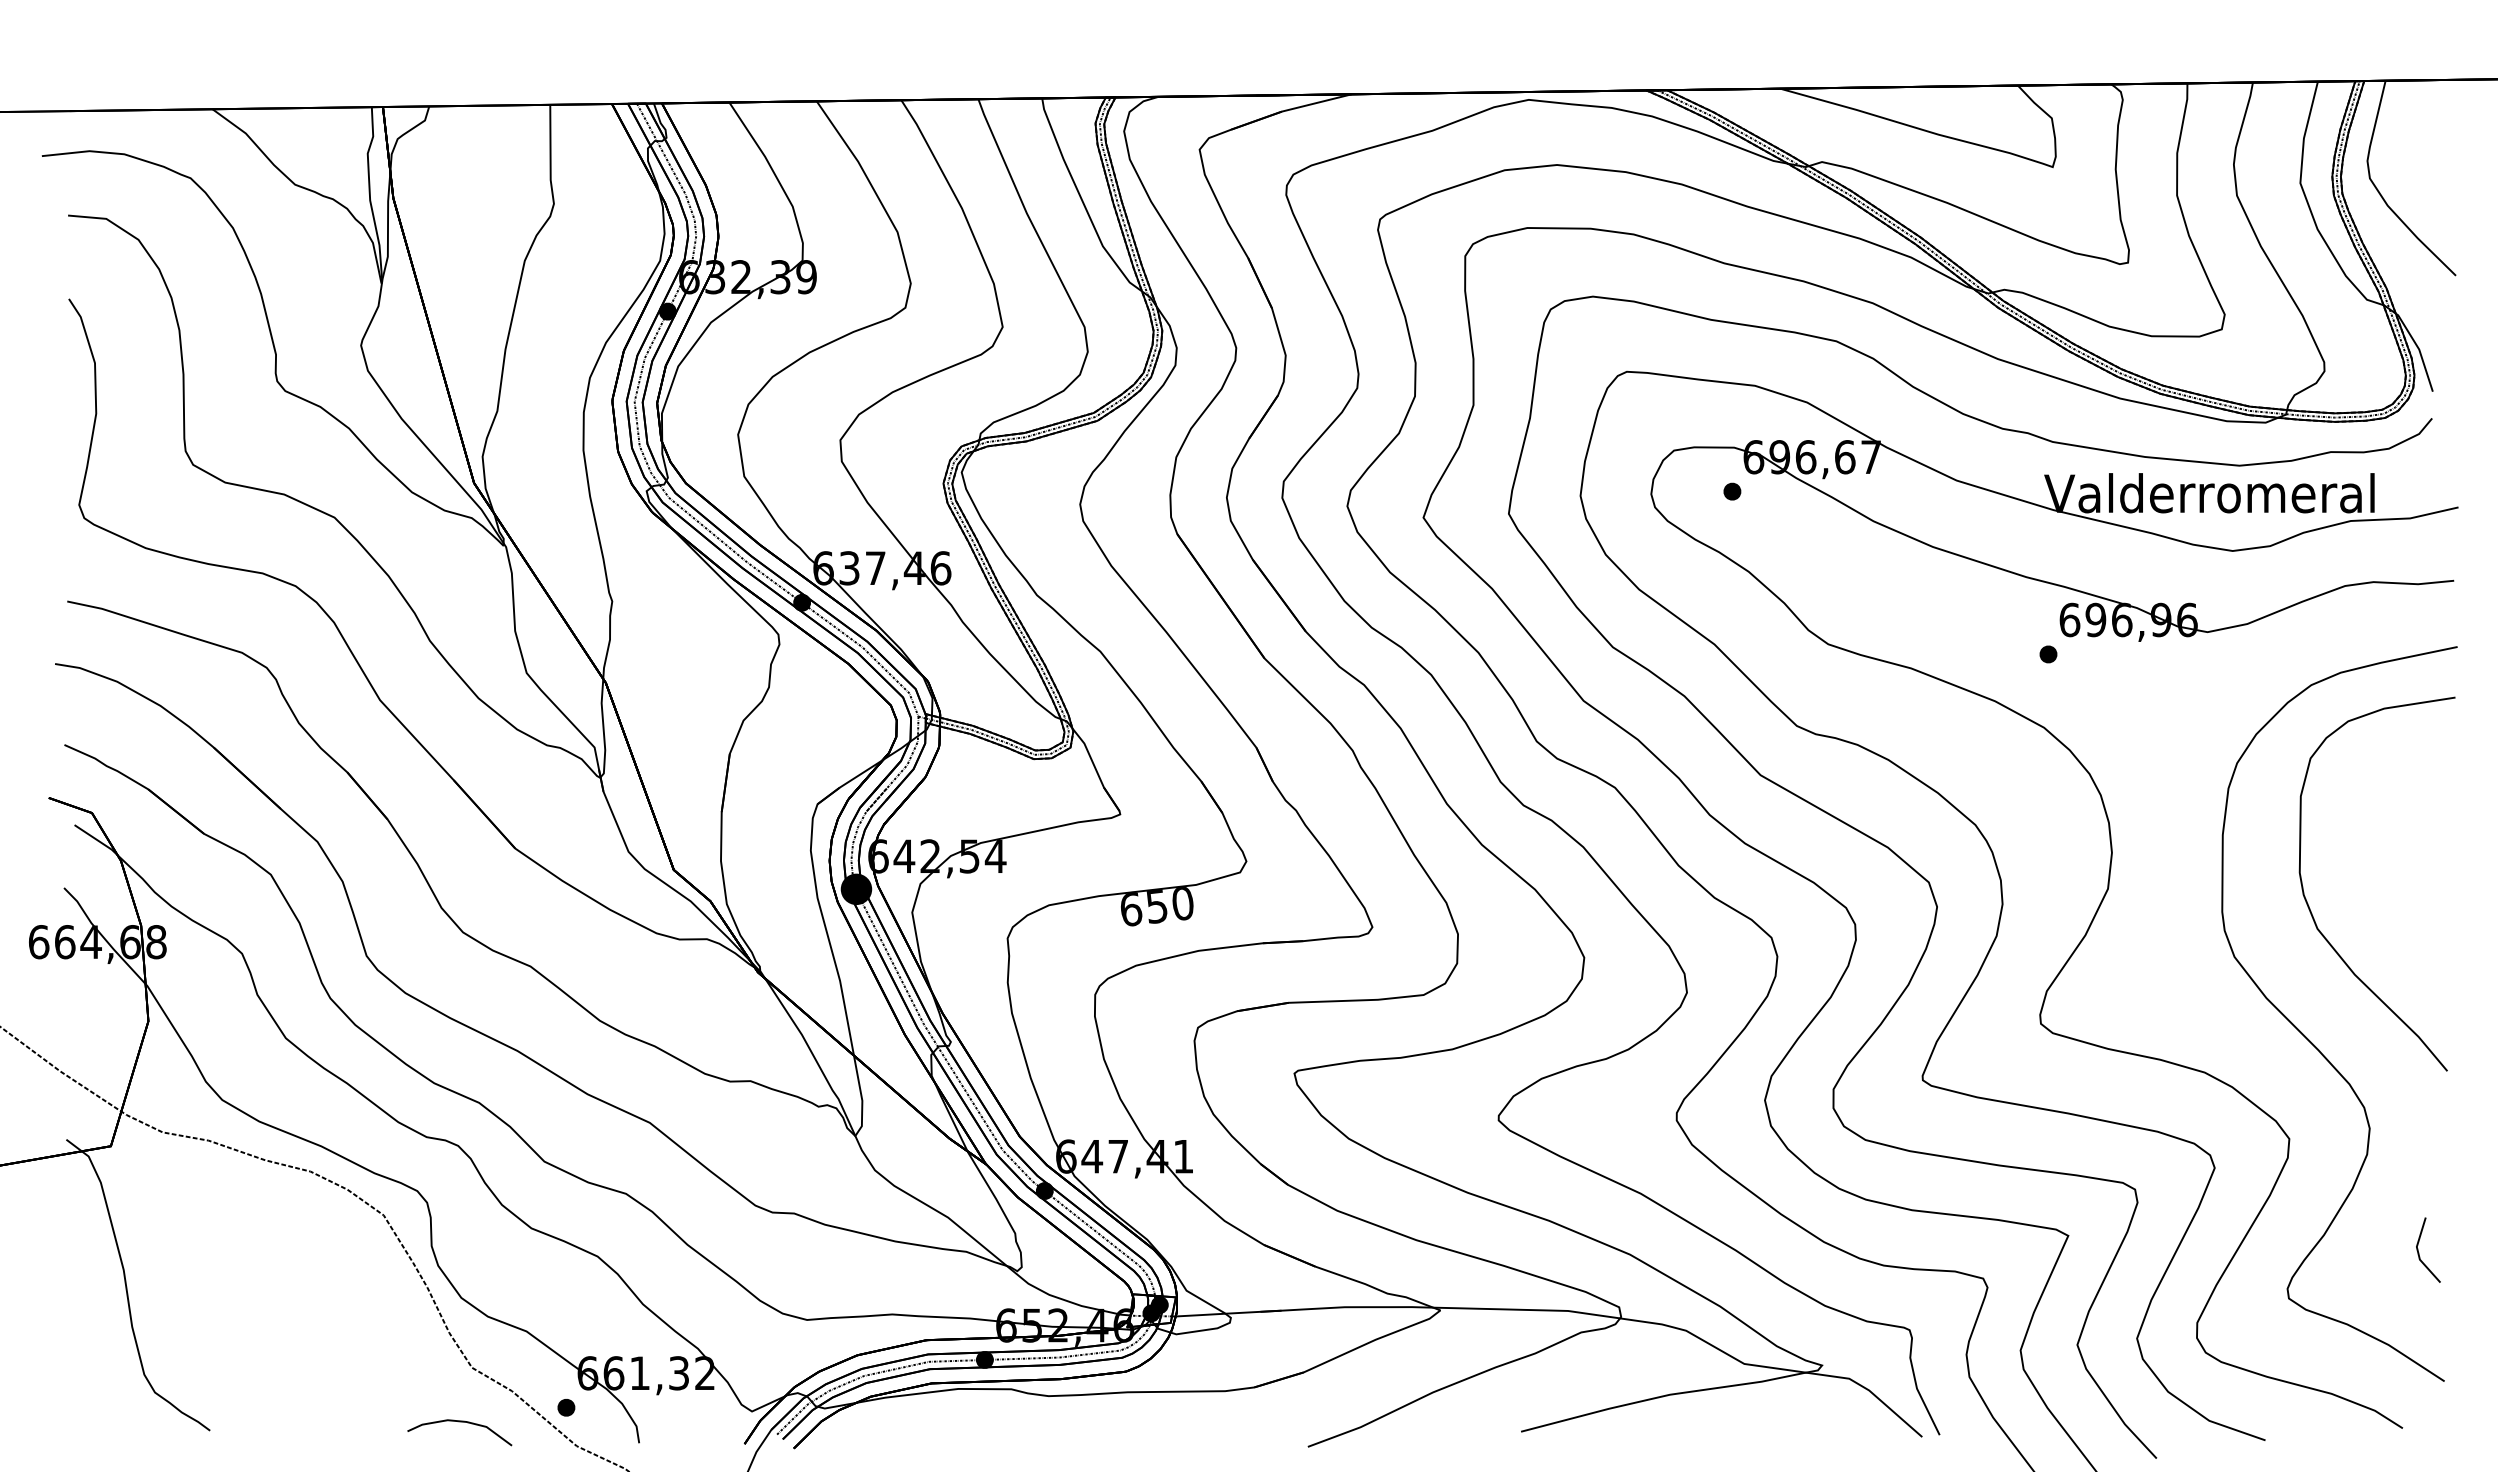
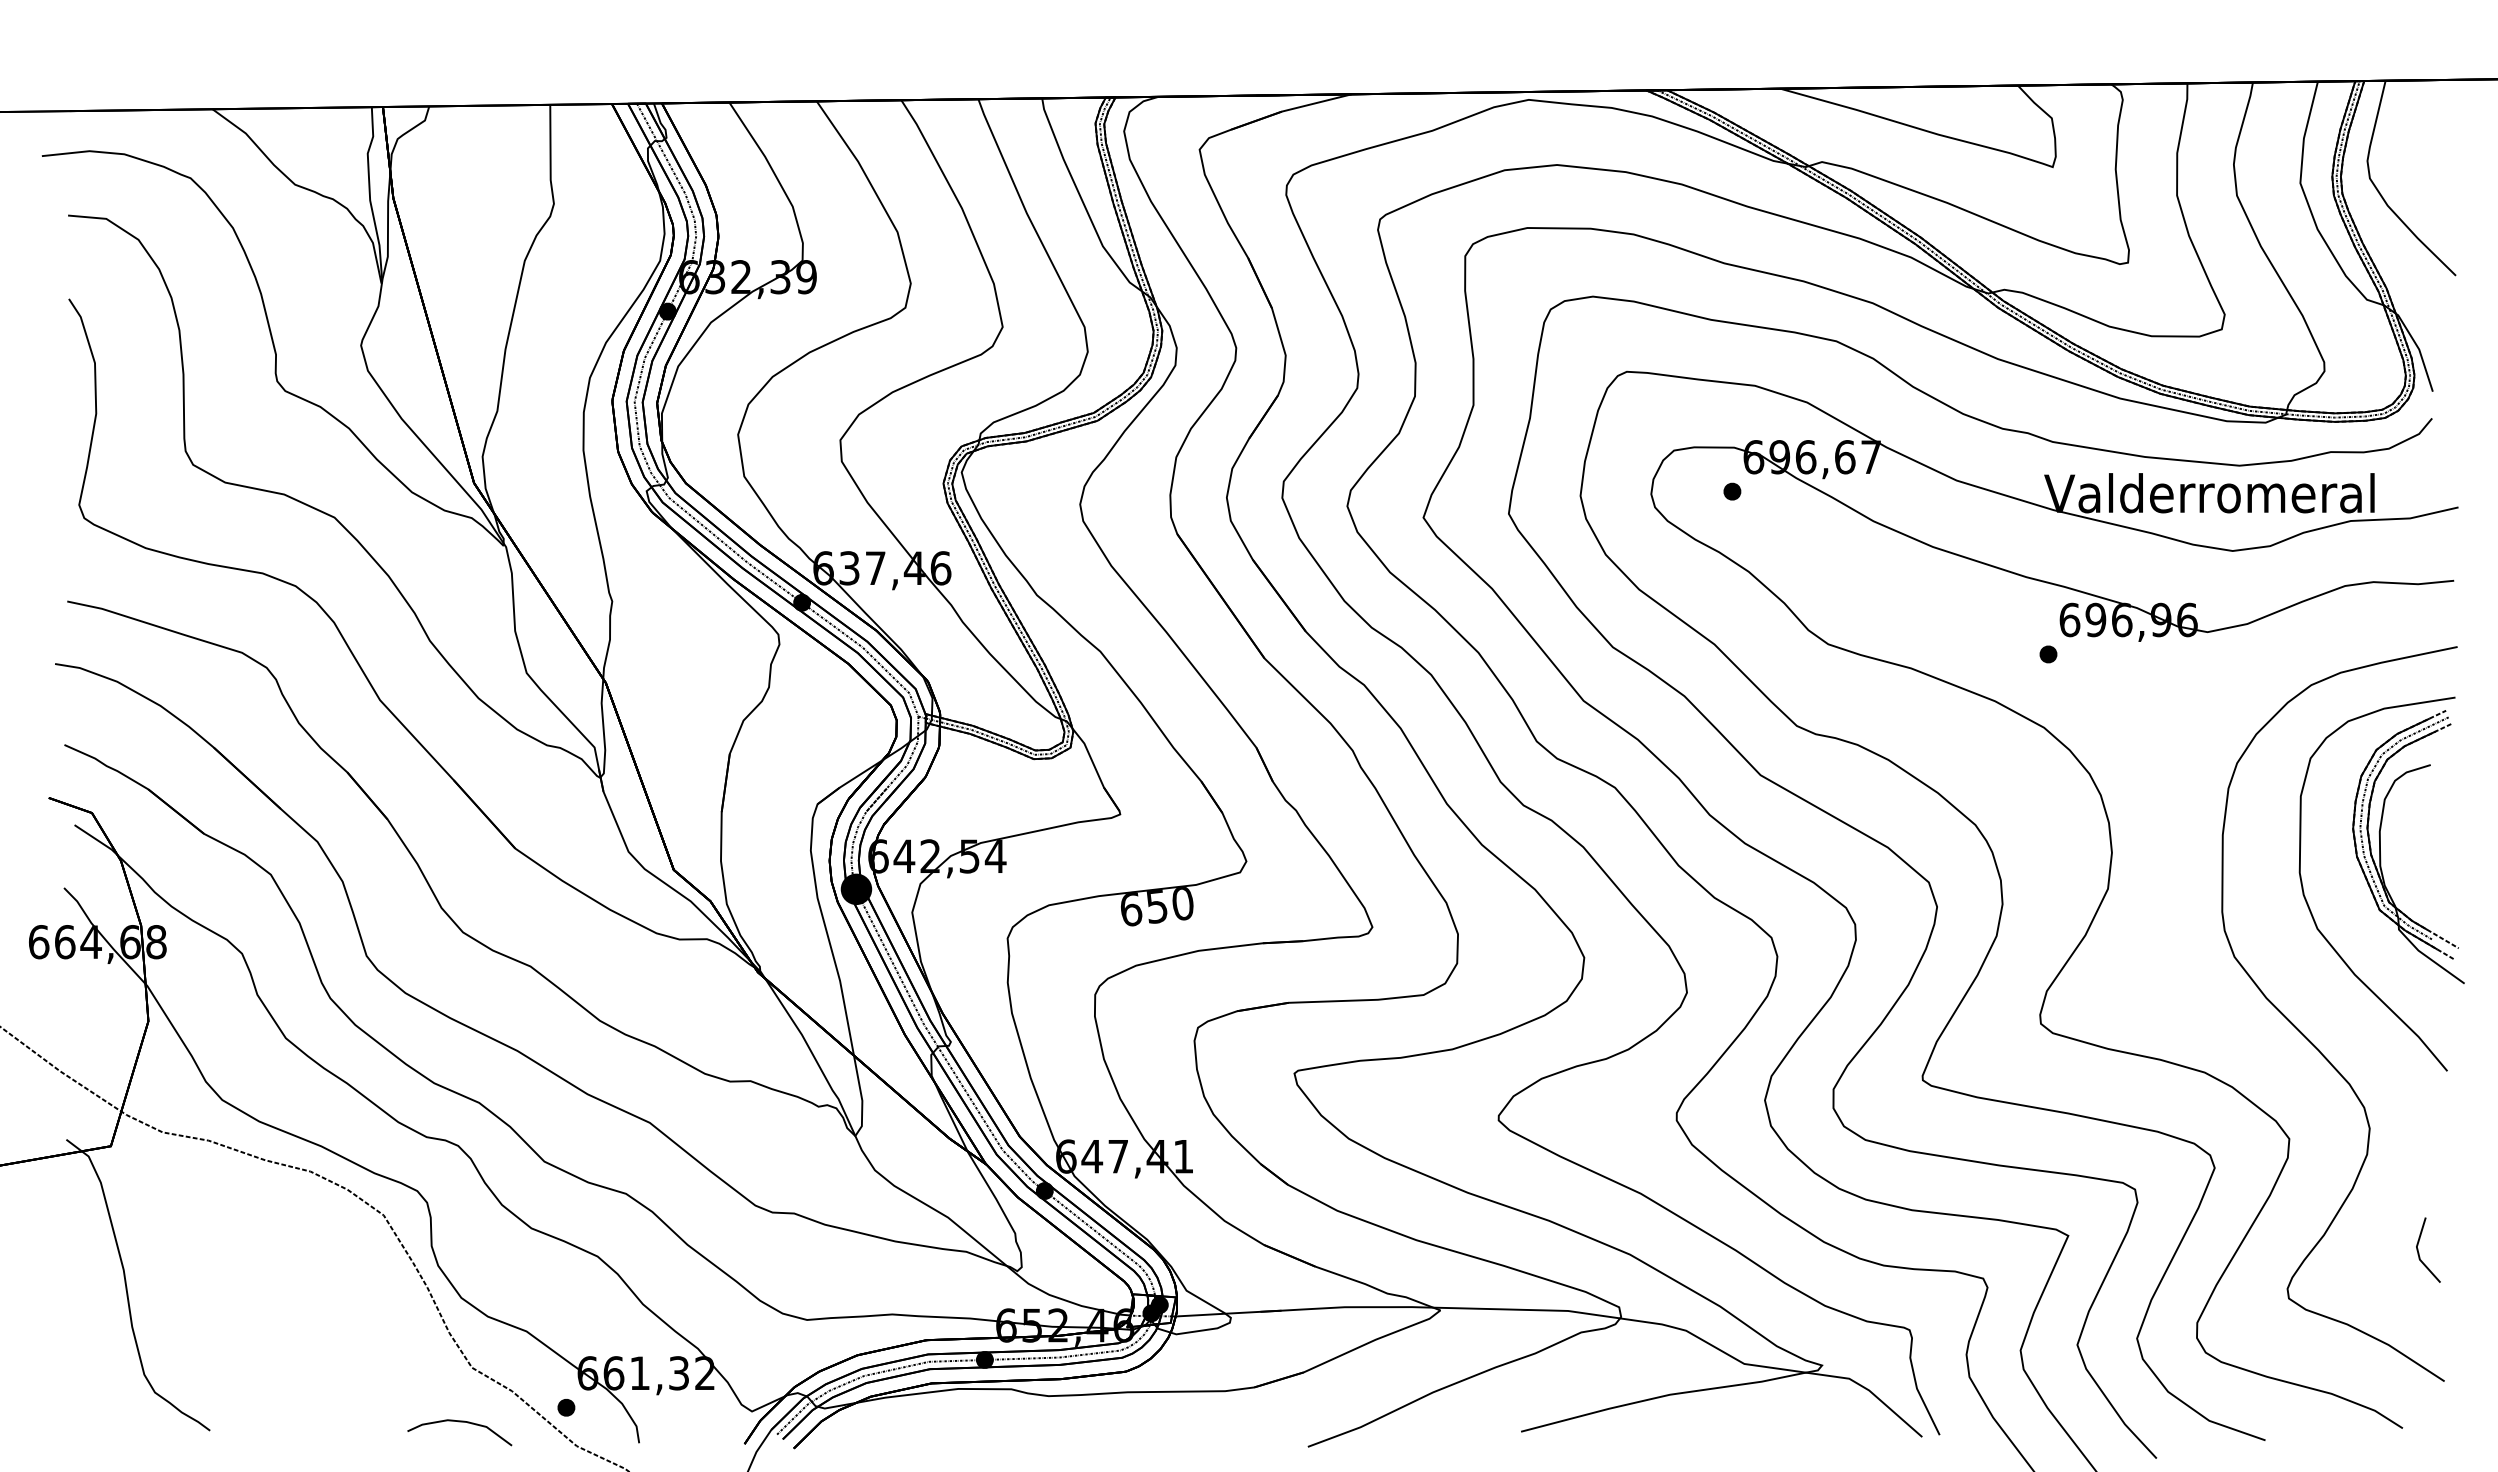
part: none -> present (2380, 846)
